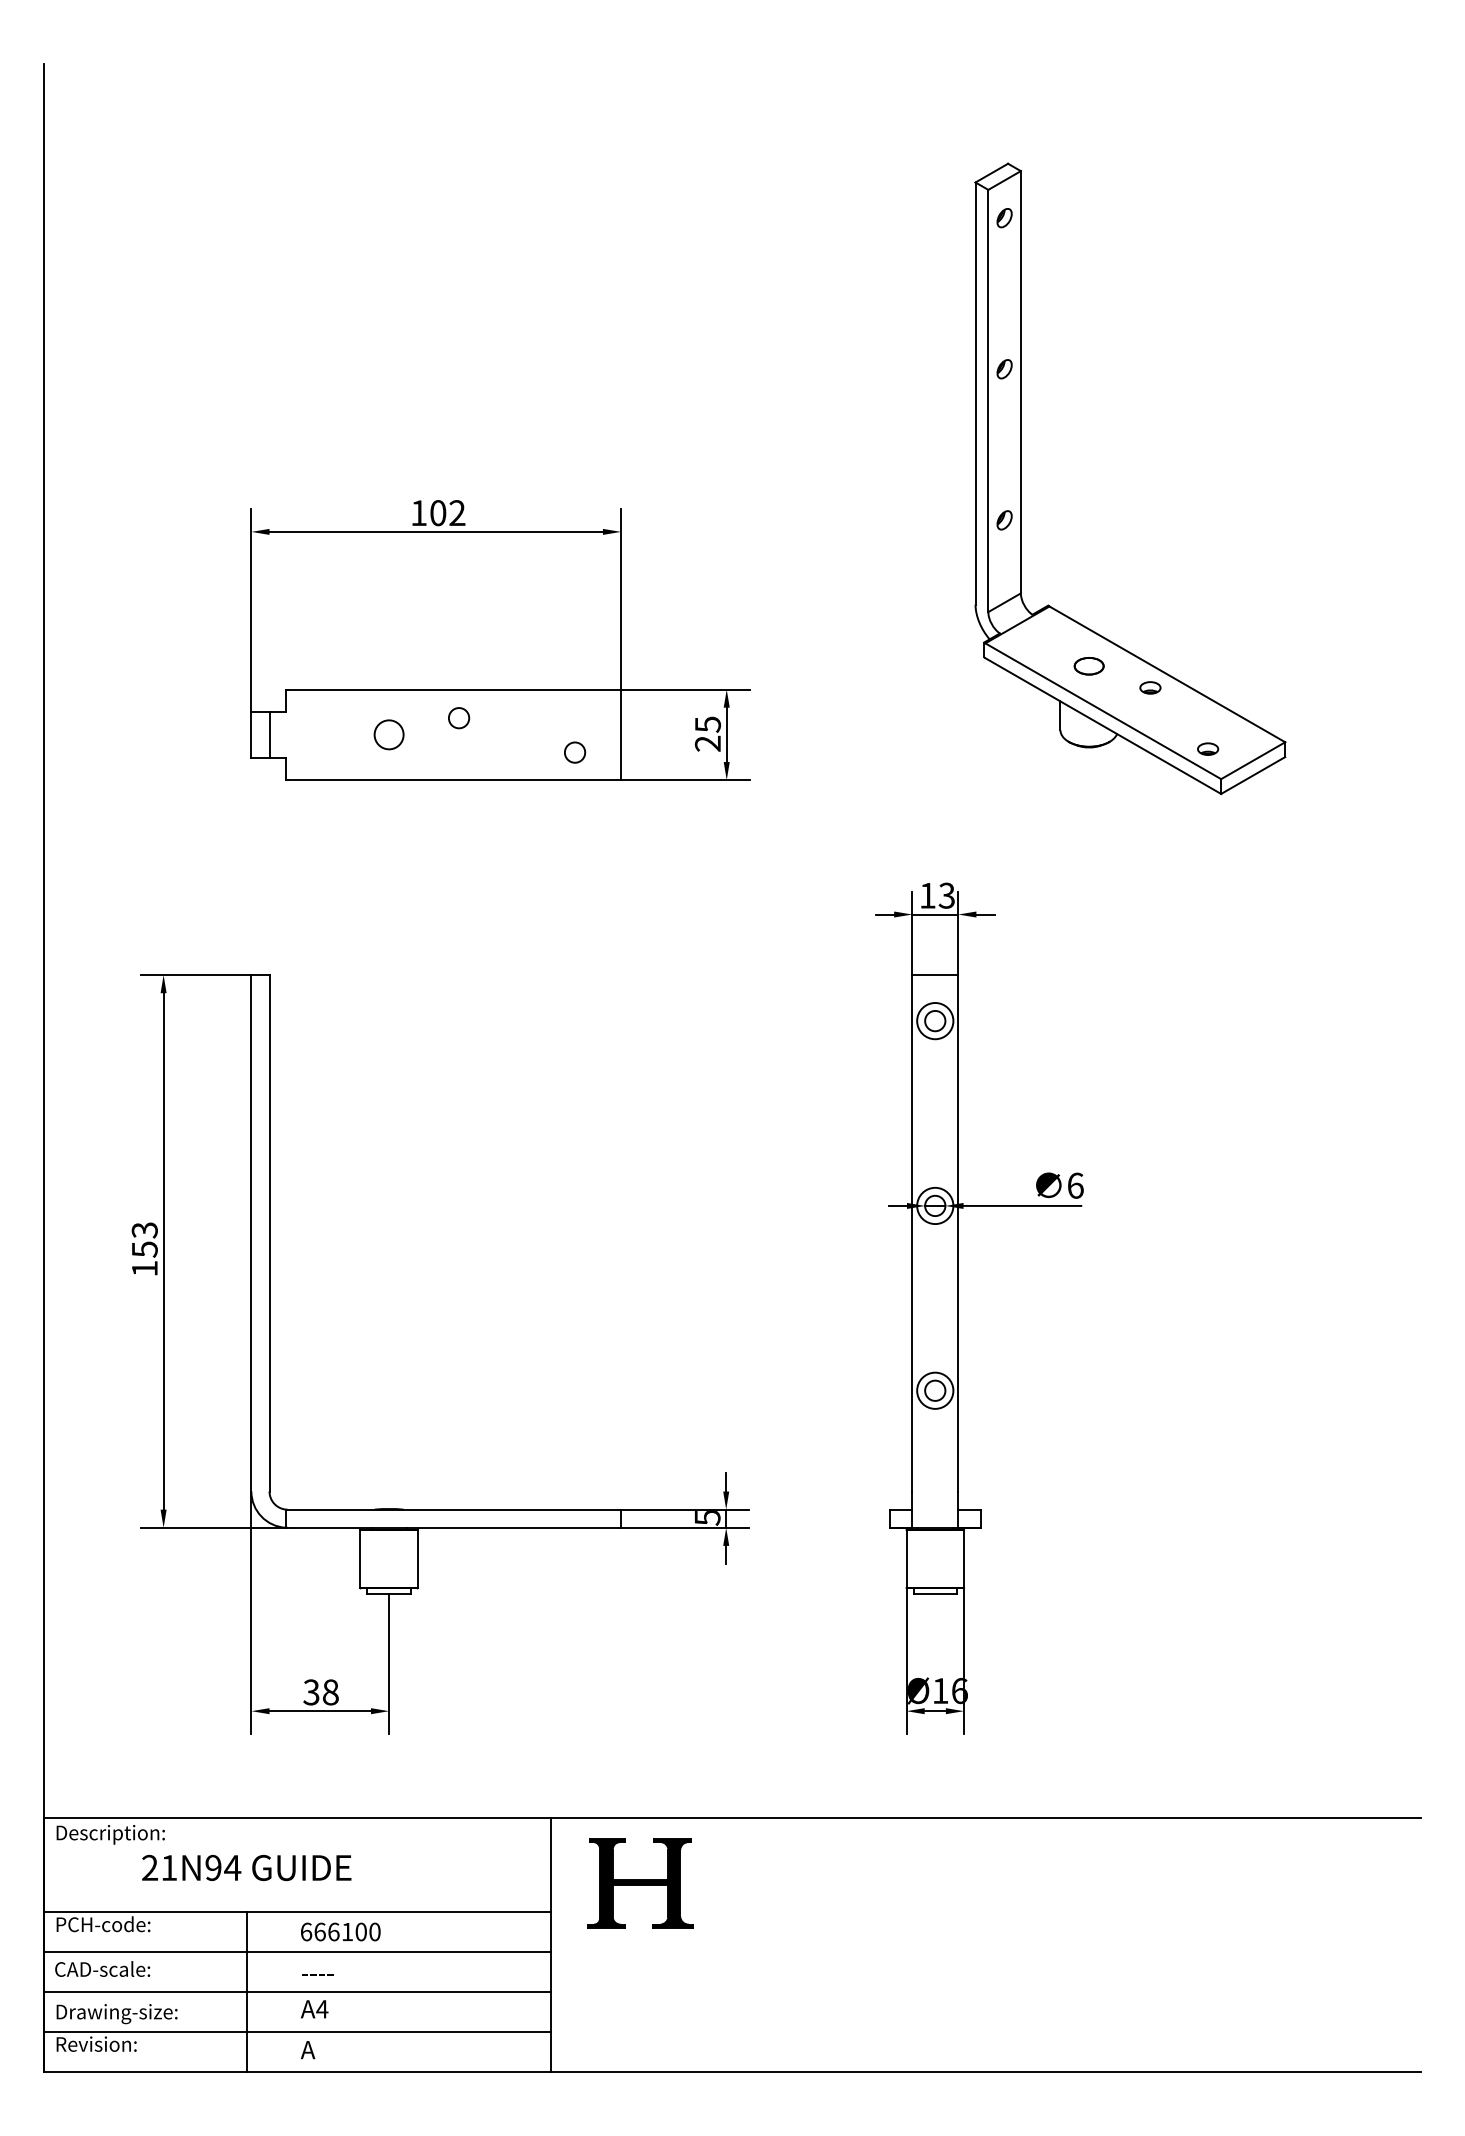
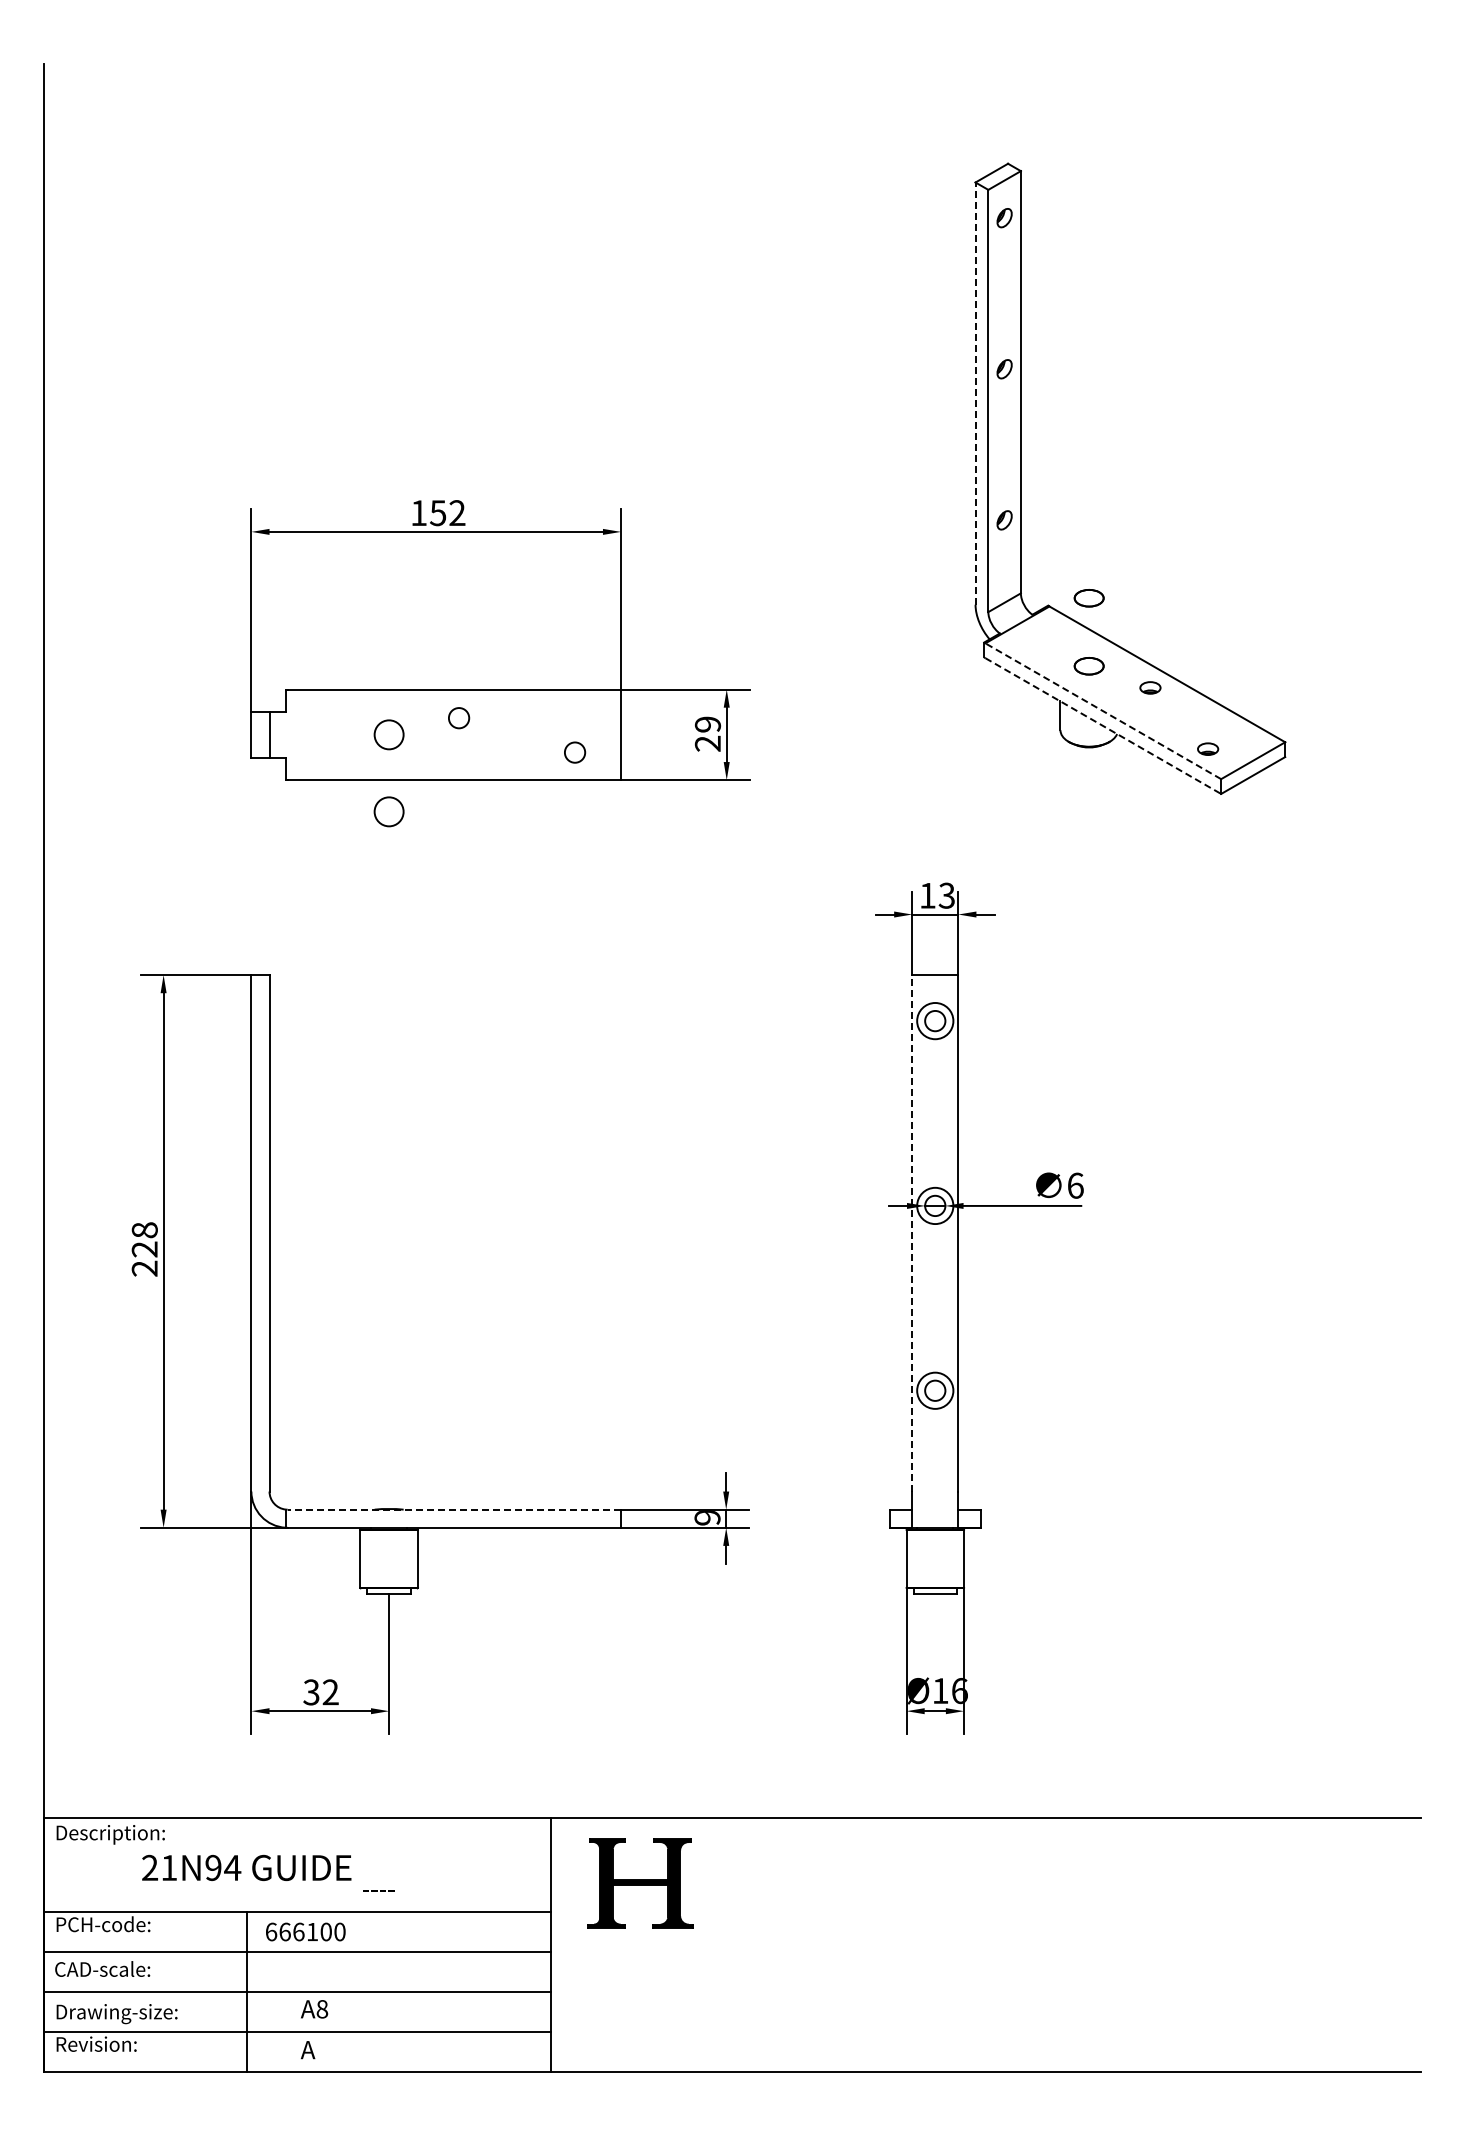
line: solid -> dashed (975, 393)
text: 102 -> 152 (438, 513)
part: none -> present (1088, 598)
line: solid -> dashed (1102, 711)
text: 25 -> 29 (707, 724)
line: solid -> dashed (1103, 726)
circle: none -> present (388, 811)
line: solid -> dashed (912, 1232)
text: 153 -> 228 (144, 1249)
line: solid -> dashed (454, 1509)
text: 5 -> 9 (707, 1518)
text: 38 -> 32 (330, 1692)
text position: (340, 1931) -> (305, 1931) (305, 1931)
text position: (317, 1974) -> (378, 1890) (378, 1890)
text: A4 -> A8 (322, 2009)
